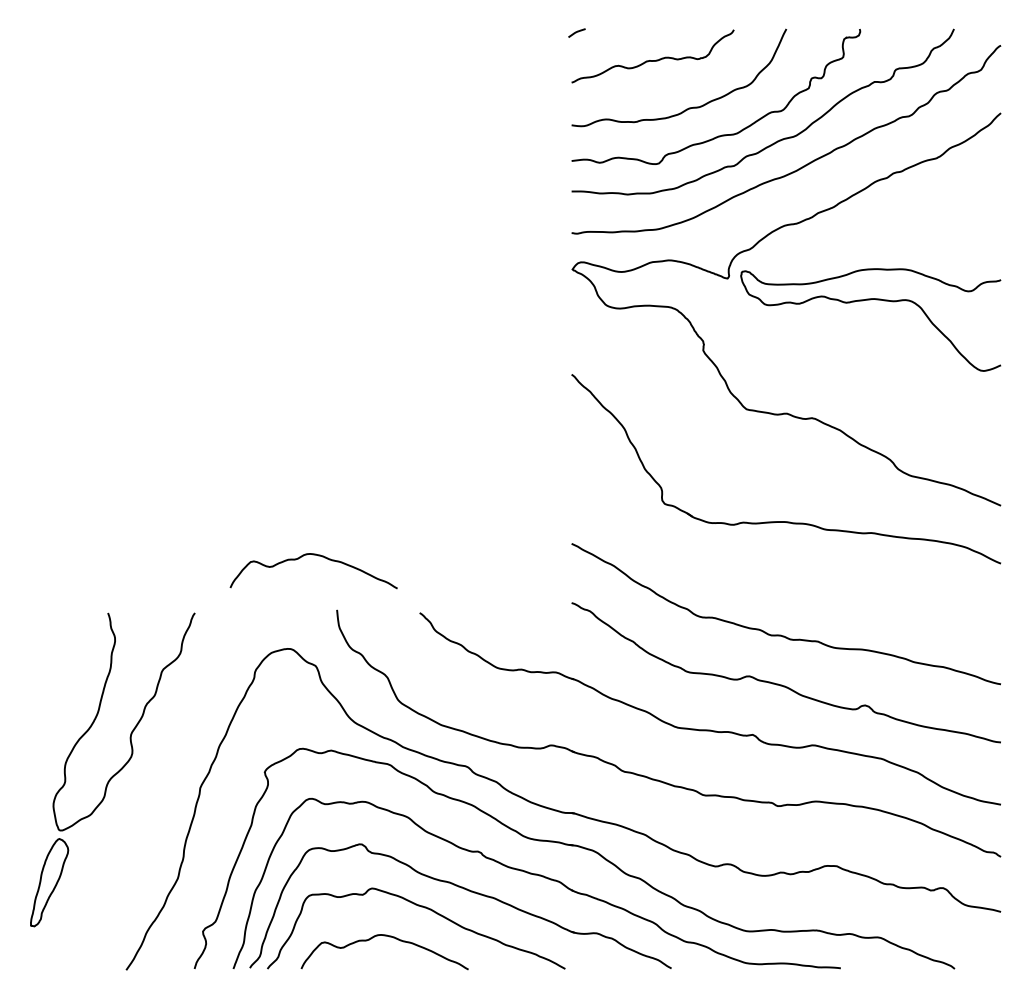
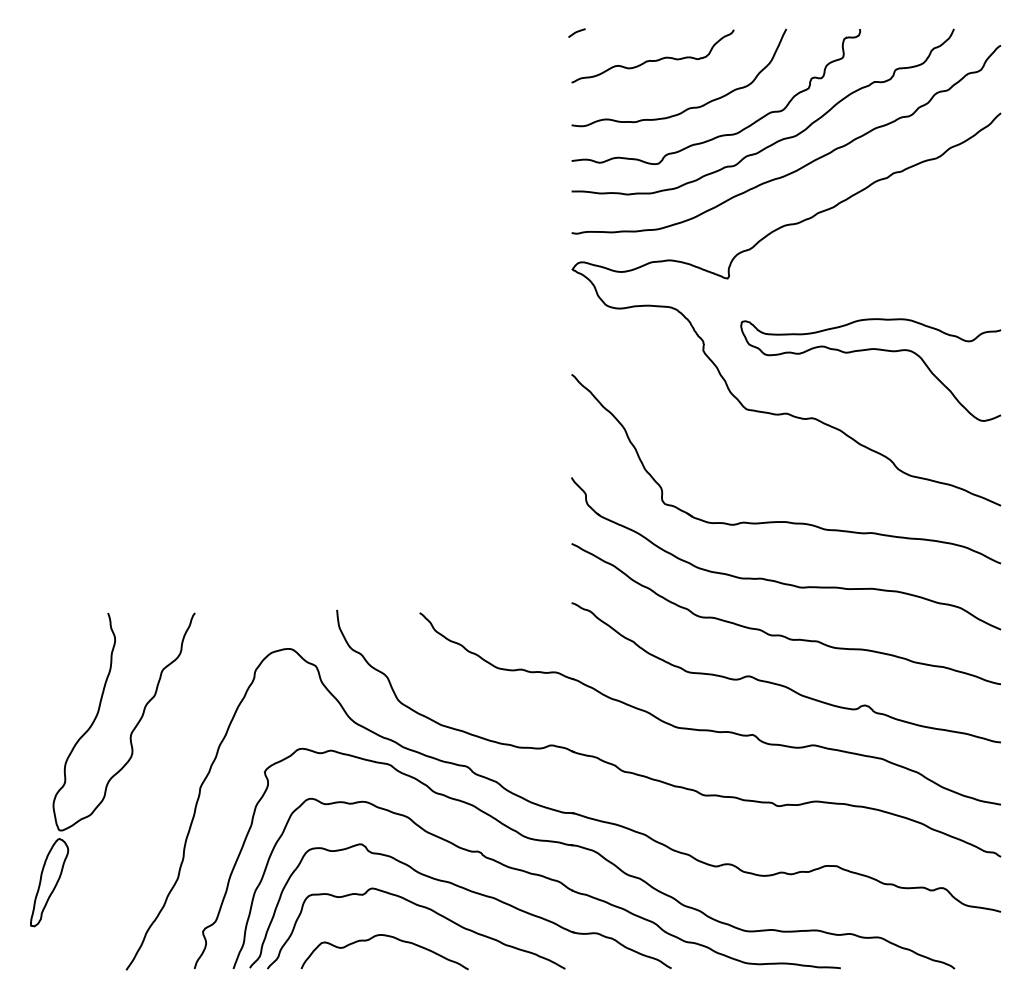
curve position: (870, 300) -> (870, 350) (870, 350)
curve: present -> none (318, 556)
part: none -> present (776, 580)
